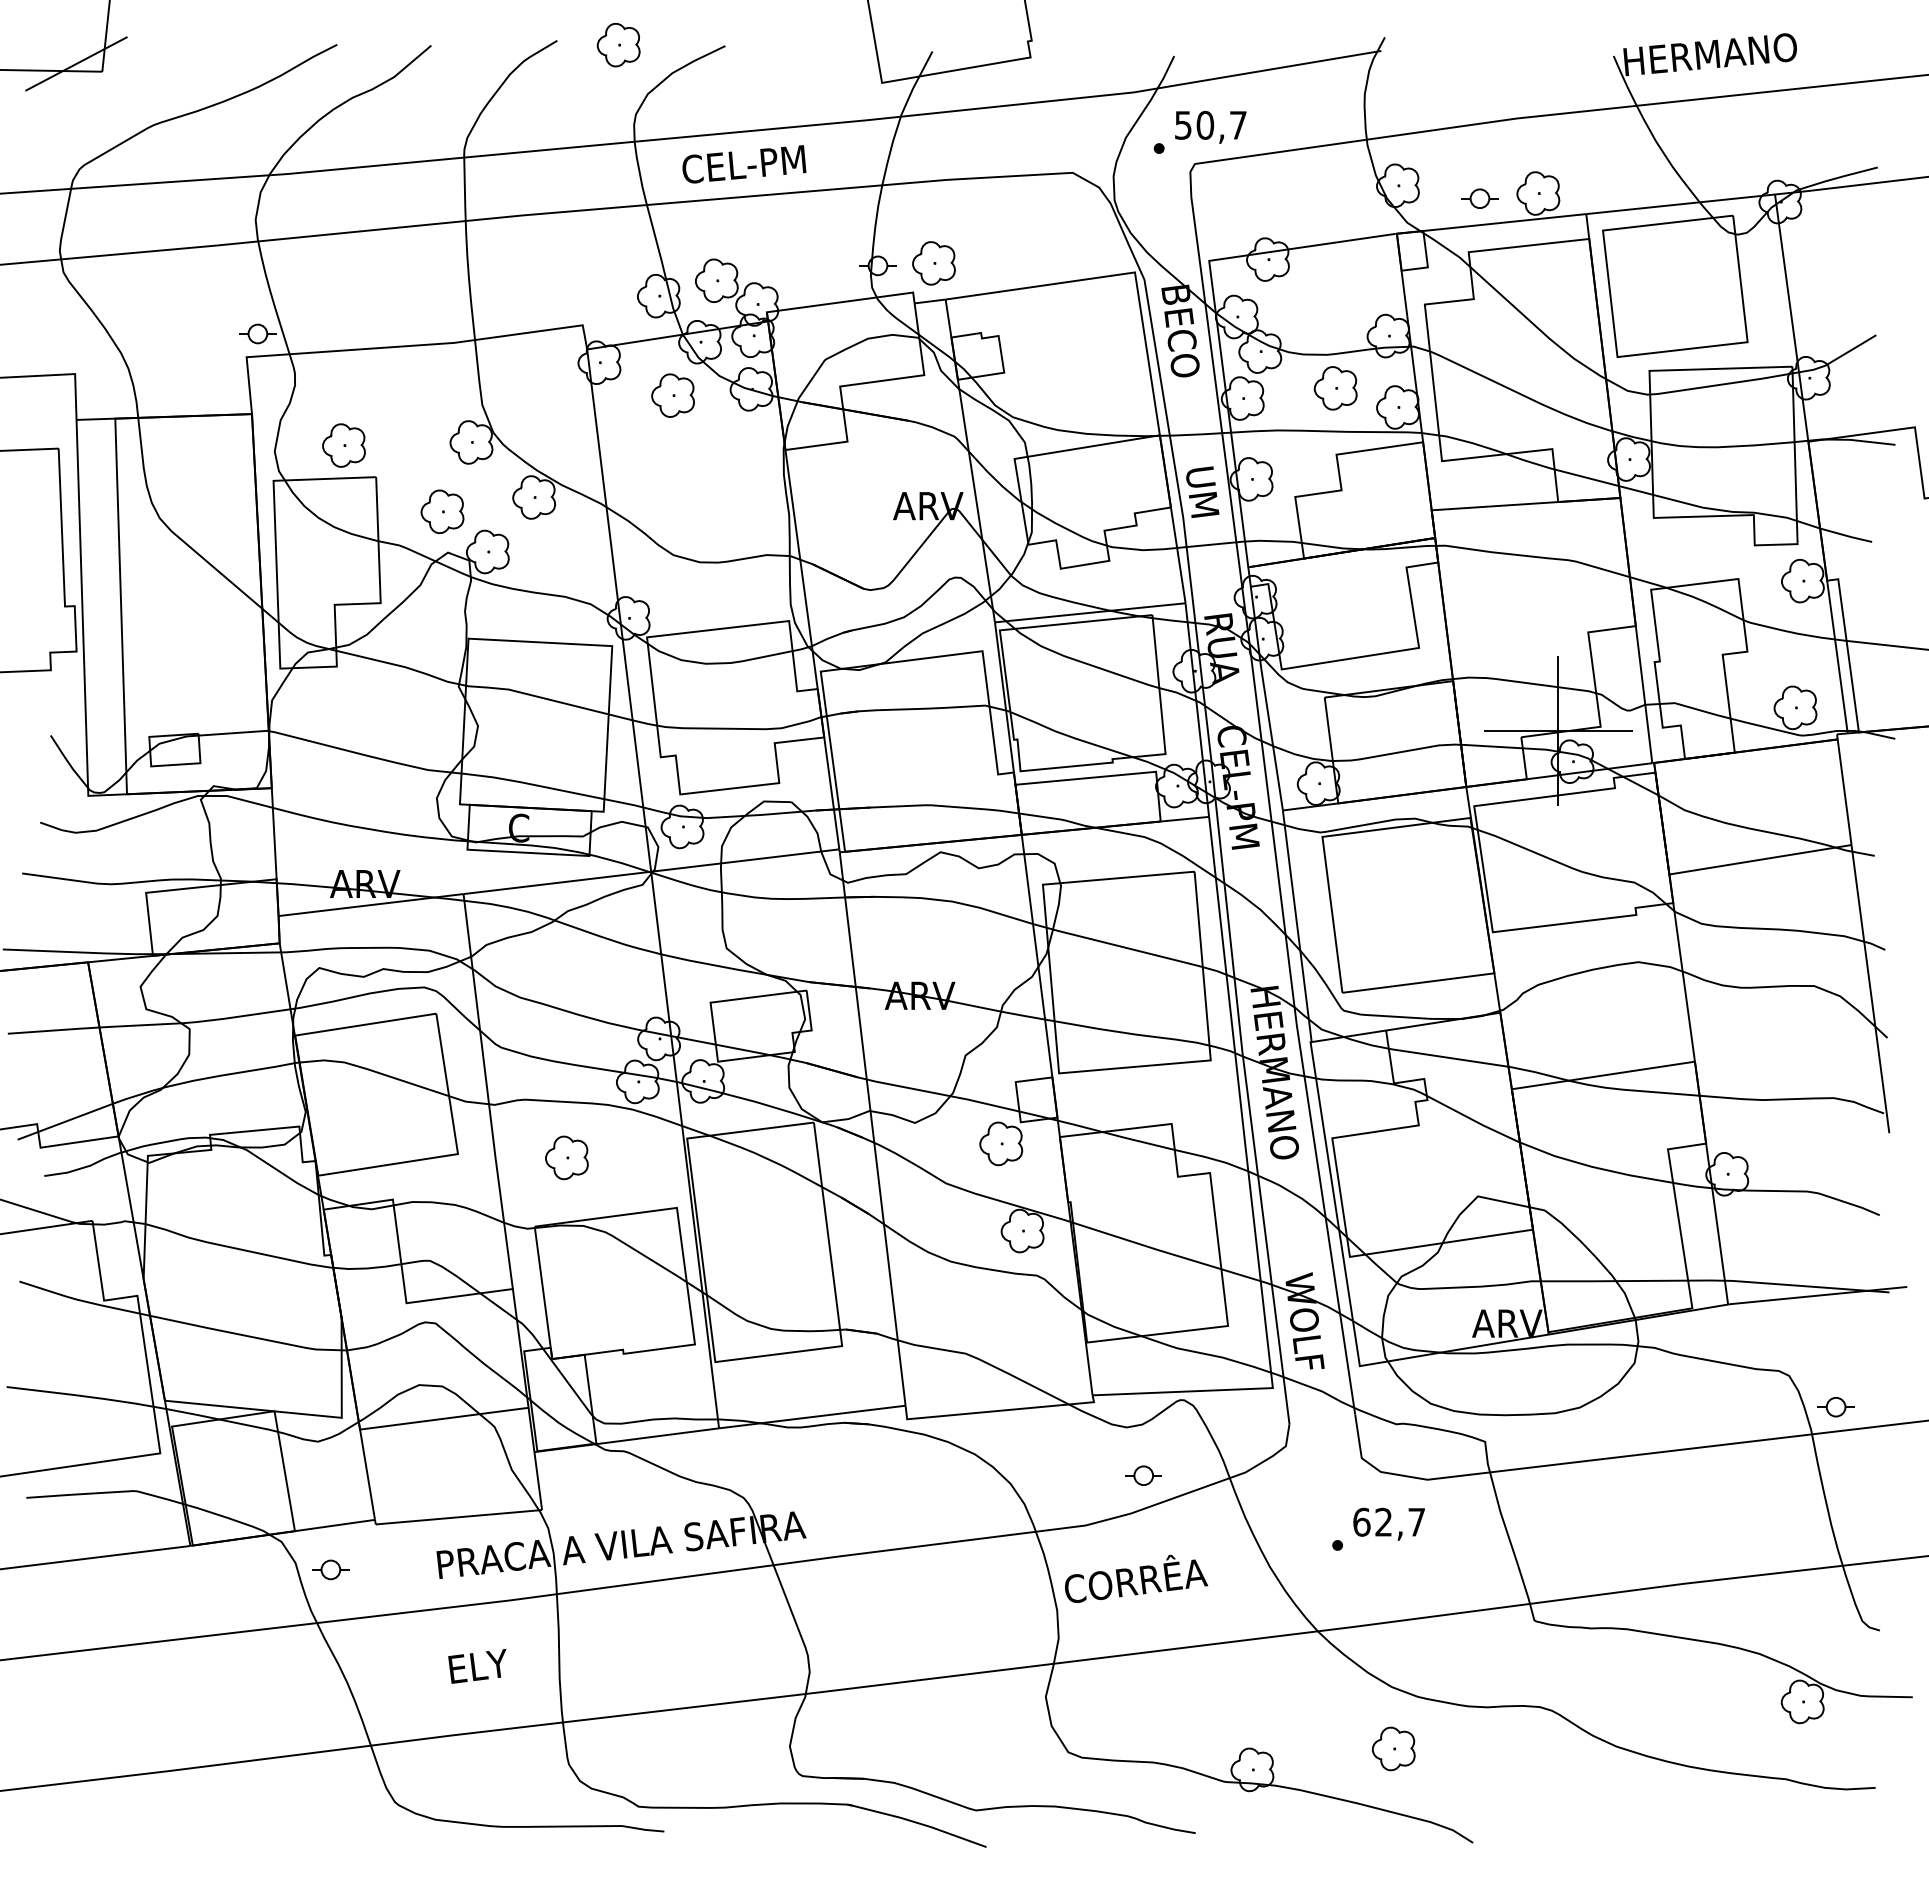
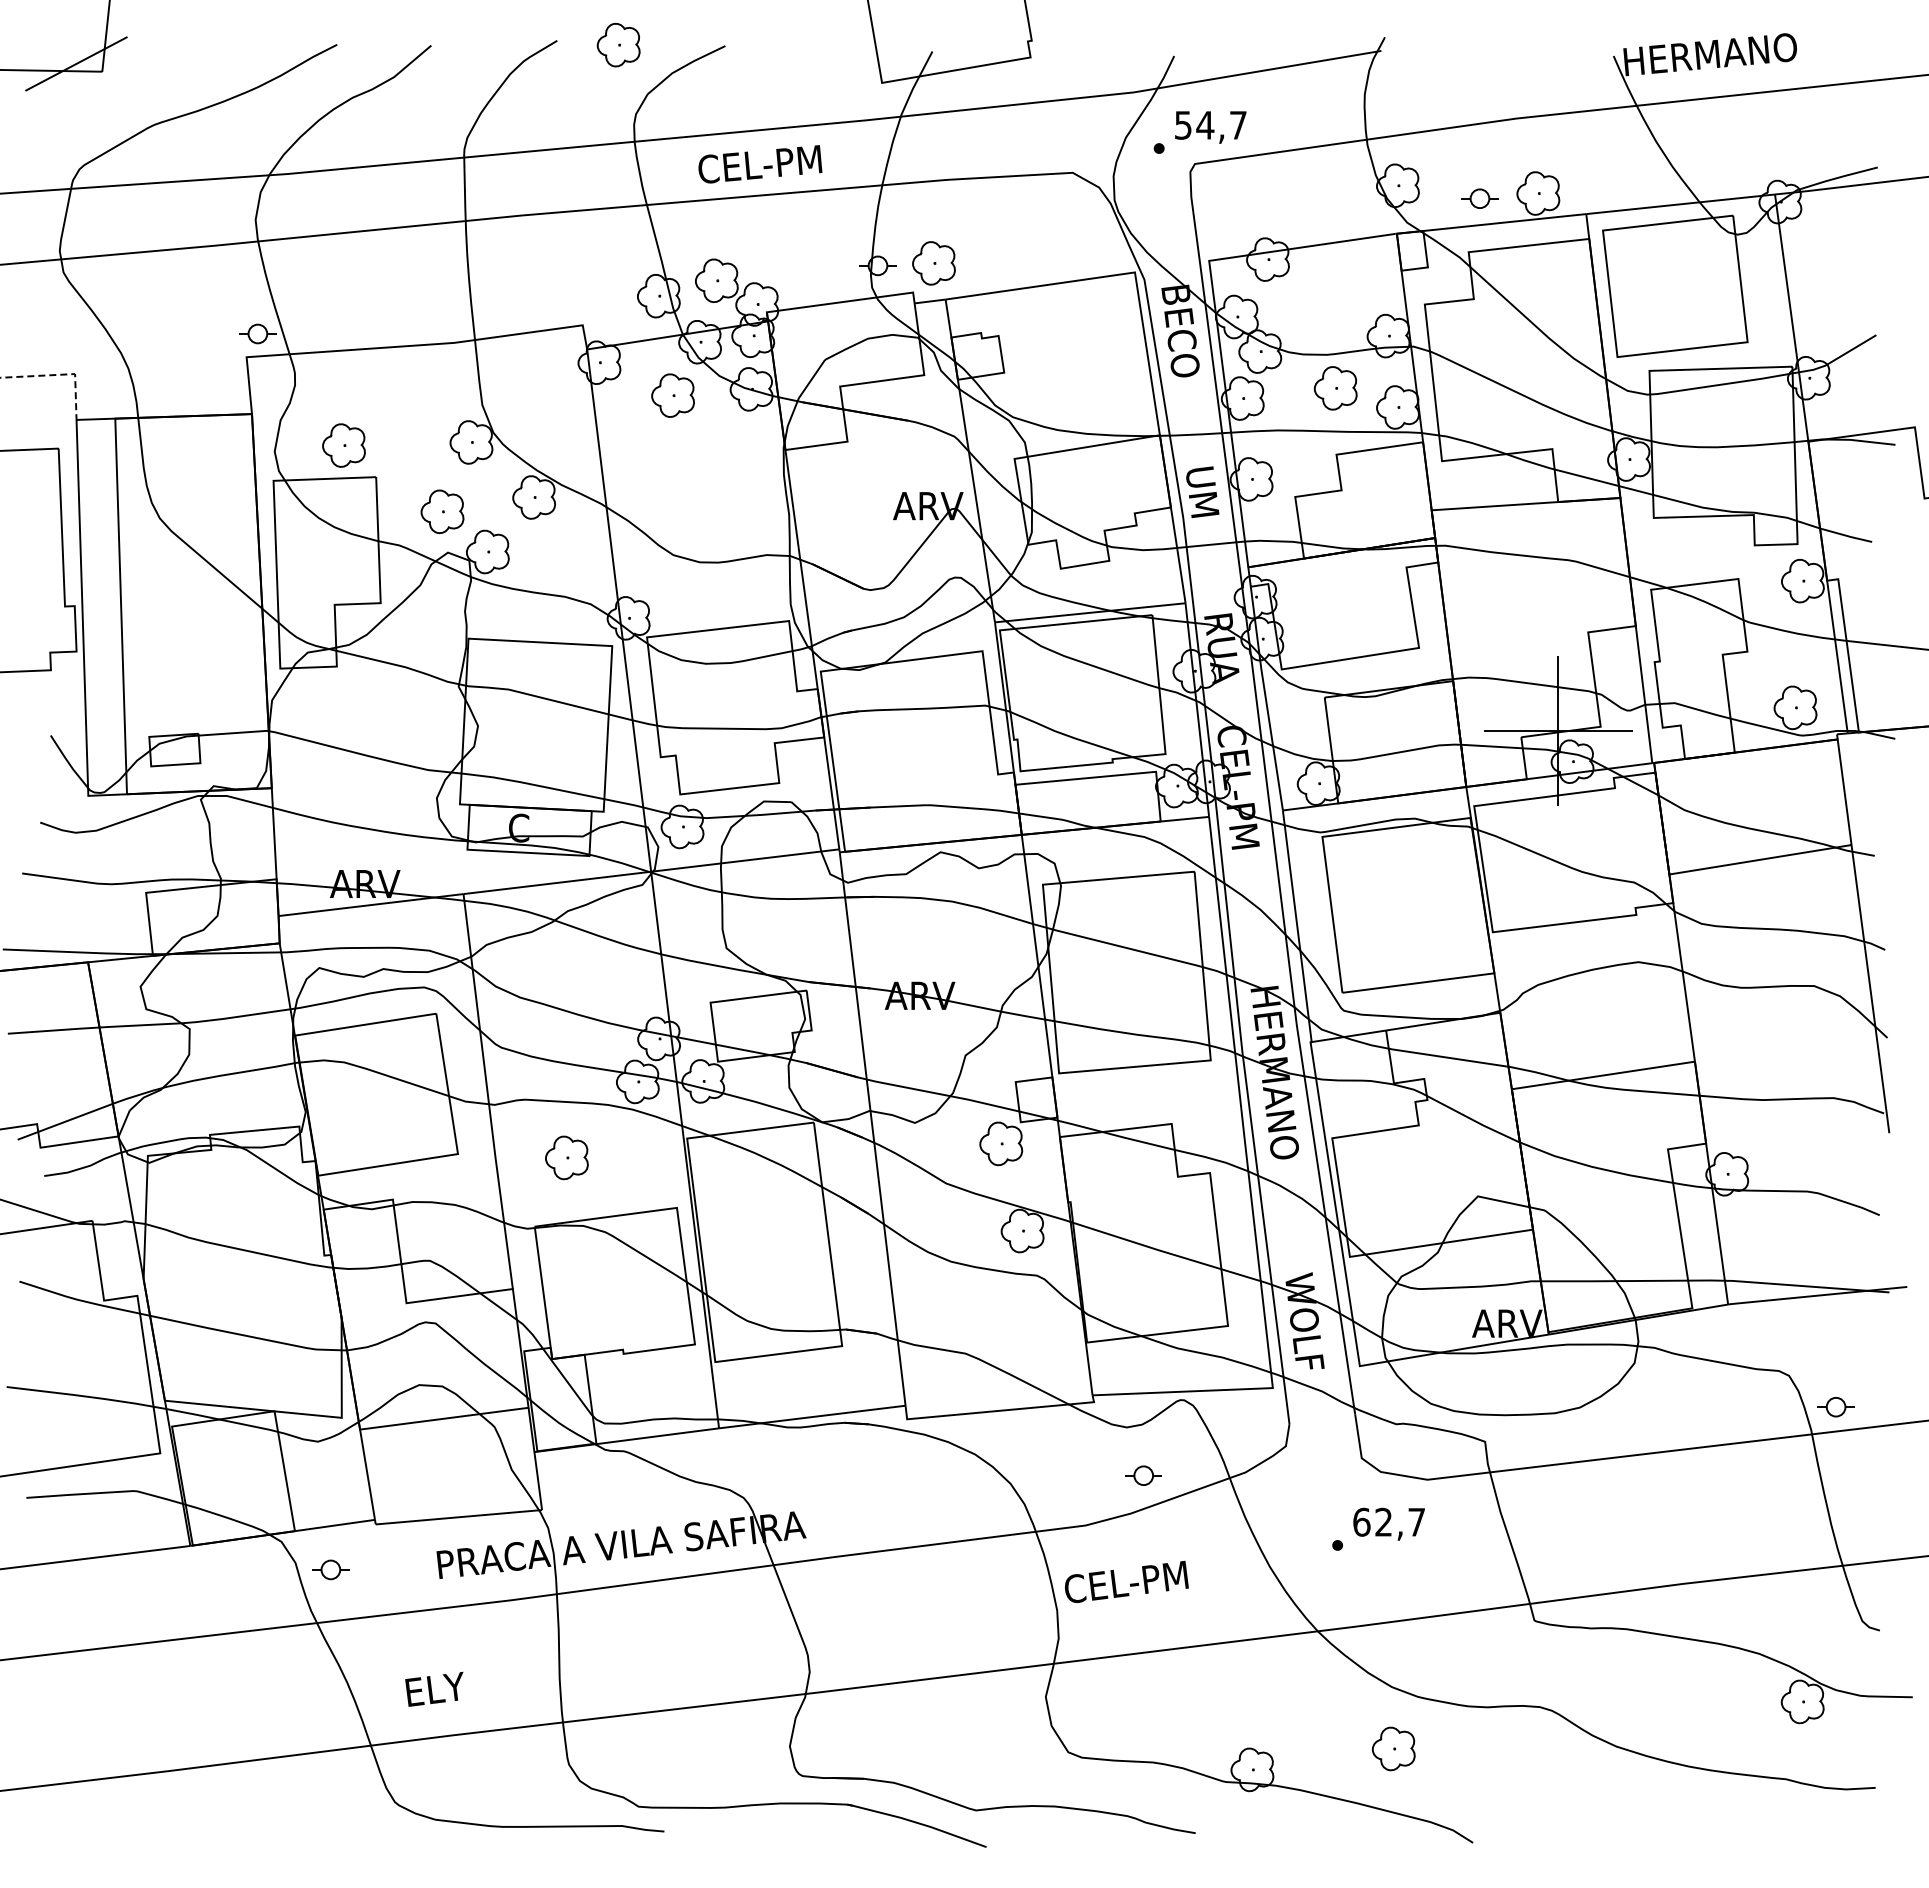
text: 50,7 -> 54,7 (1205, 124)
text position: (744, 164) -> (760, 164) (760, 164)
line: solid -> dashed (61, 374)
text: CORRÊA -> CEL-PM (1148, 1577)
text position: (477, 1666) -> (434, 1689) (434, 1689)
